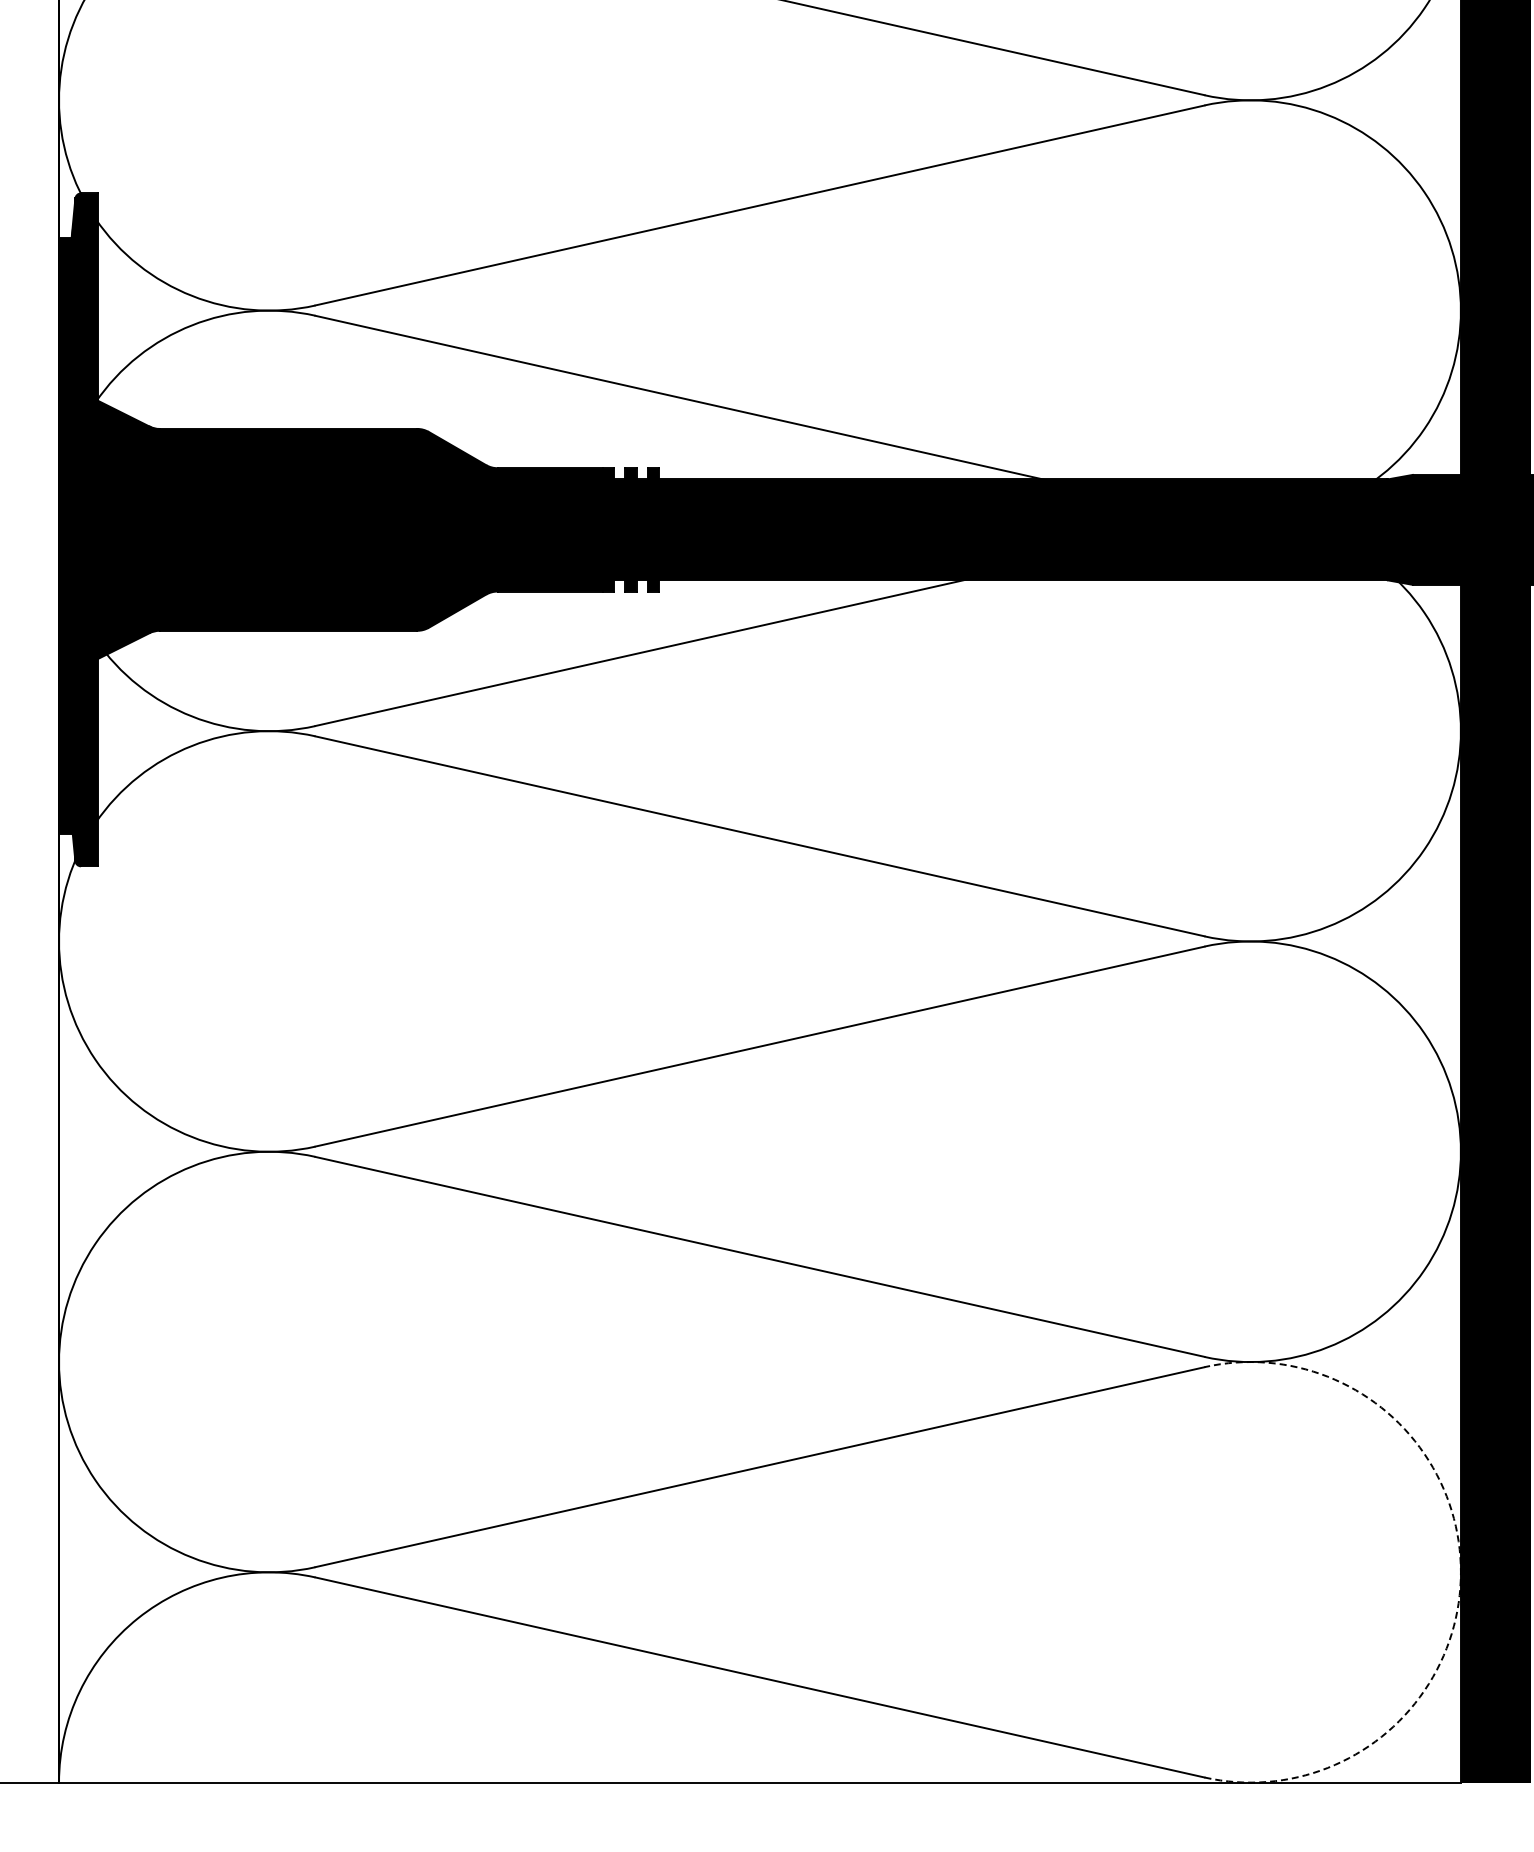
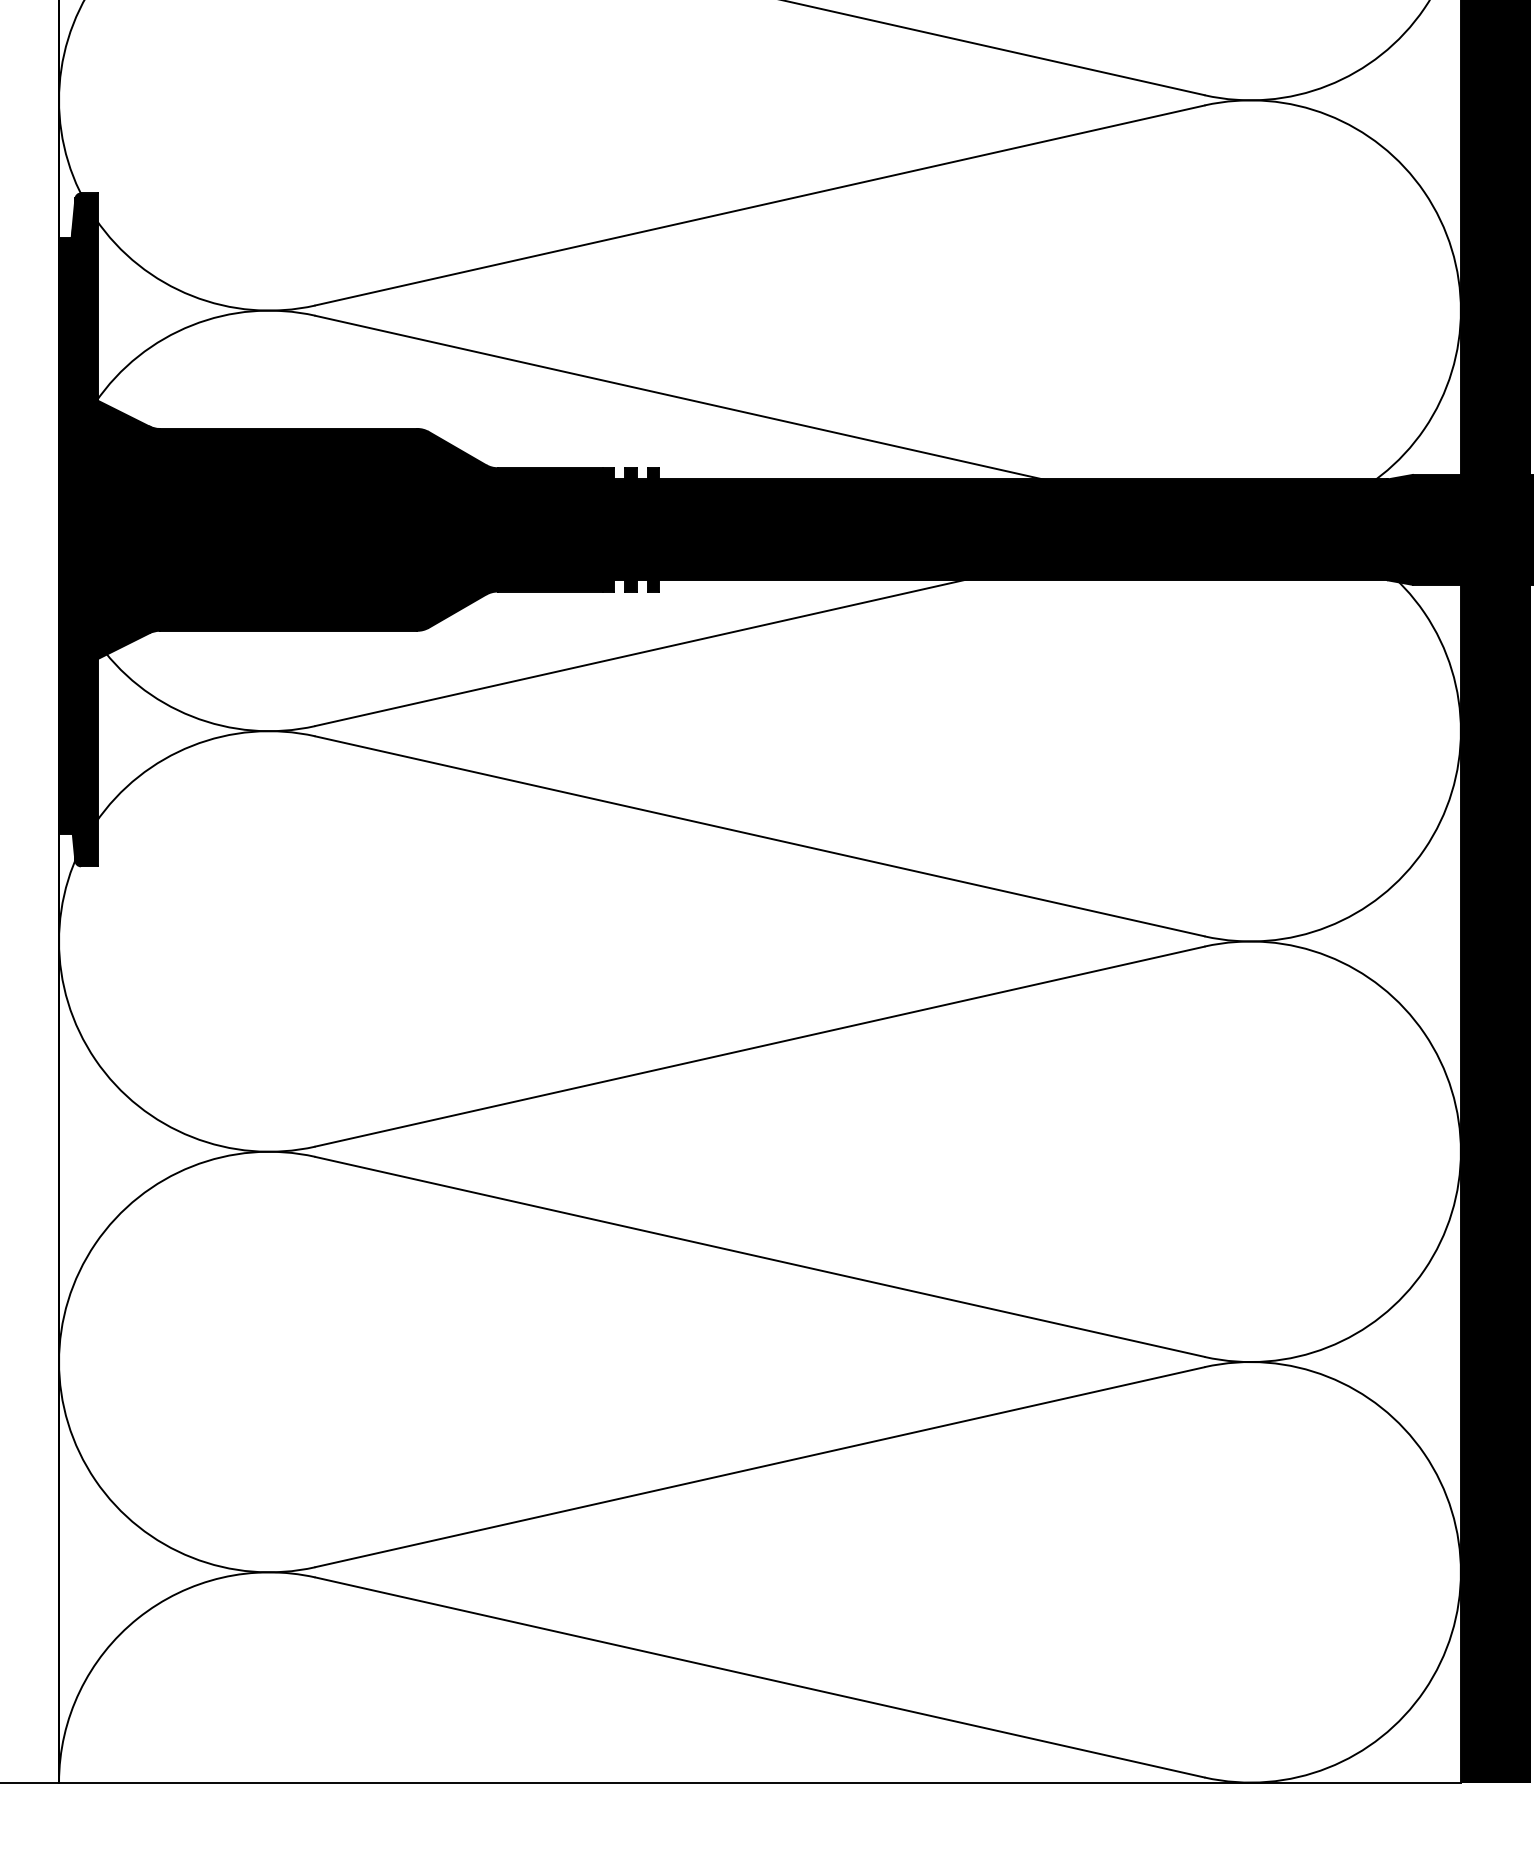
arc: dashed -> solid (1460, 1572)
